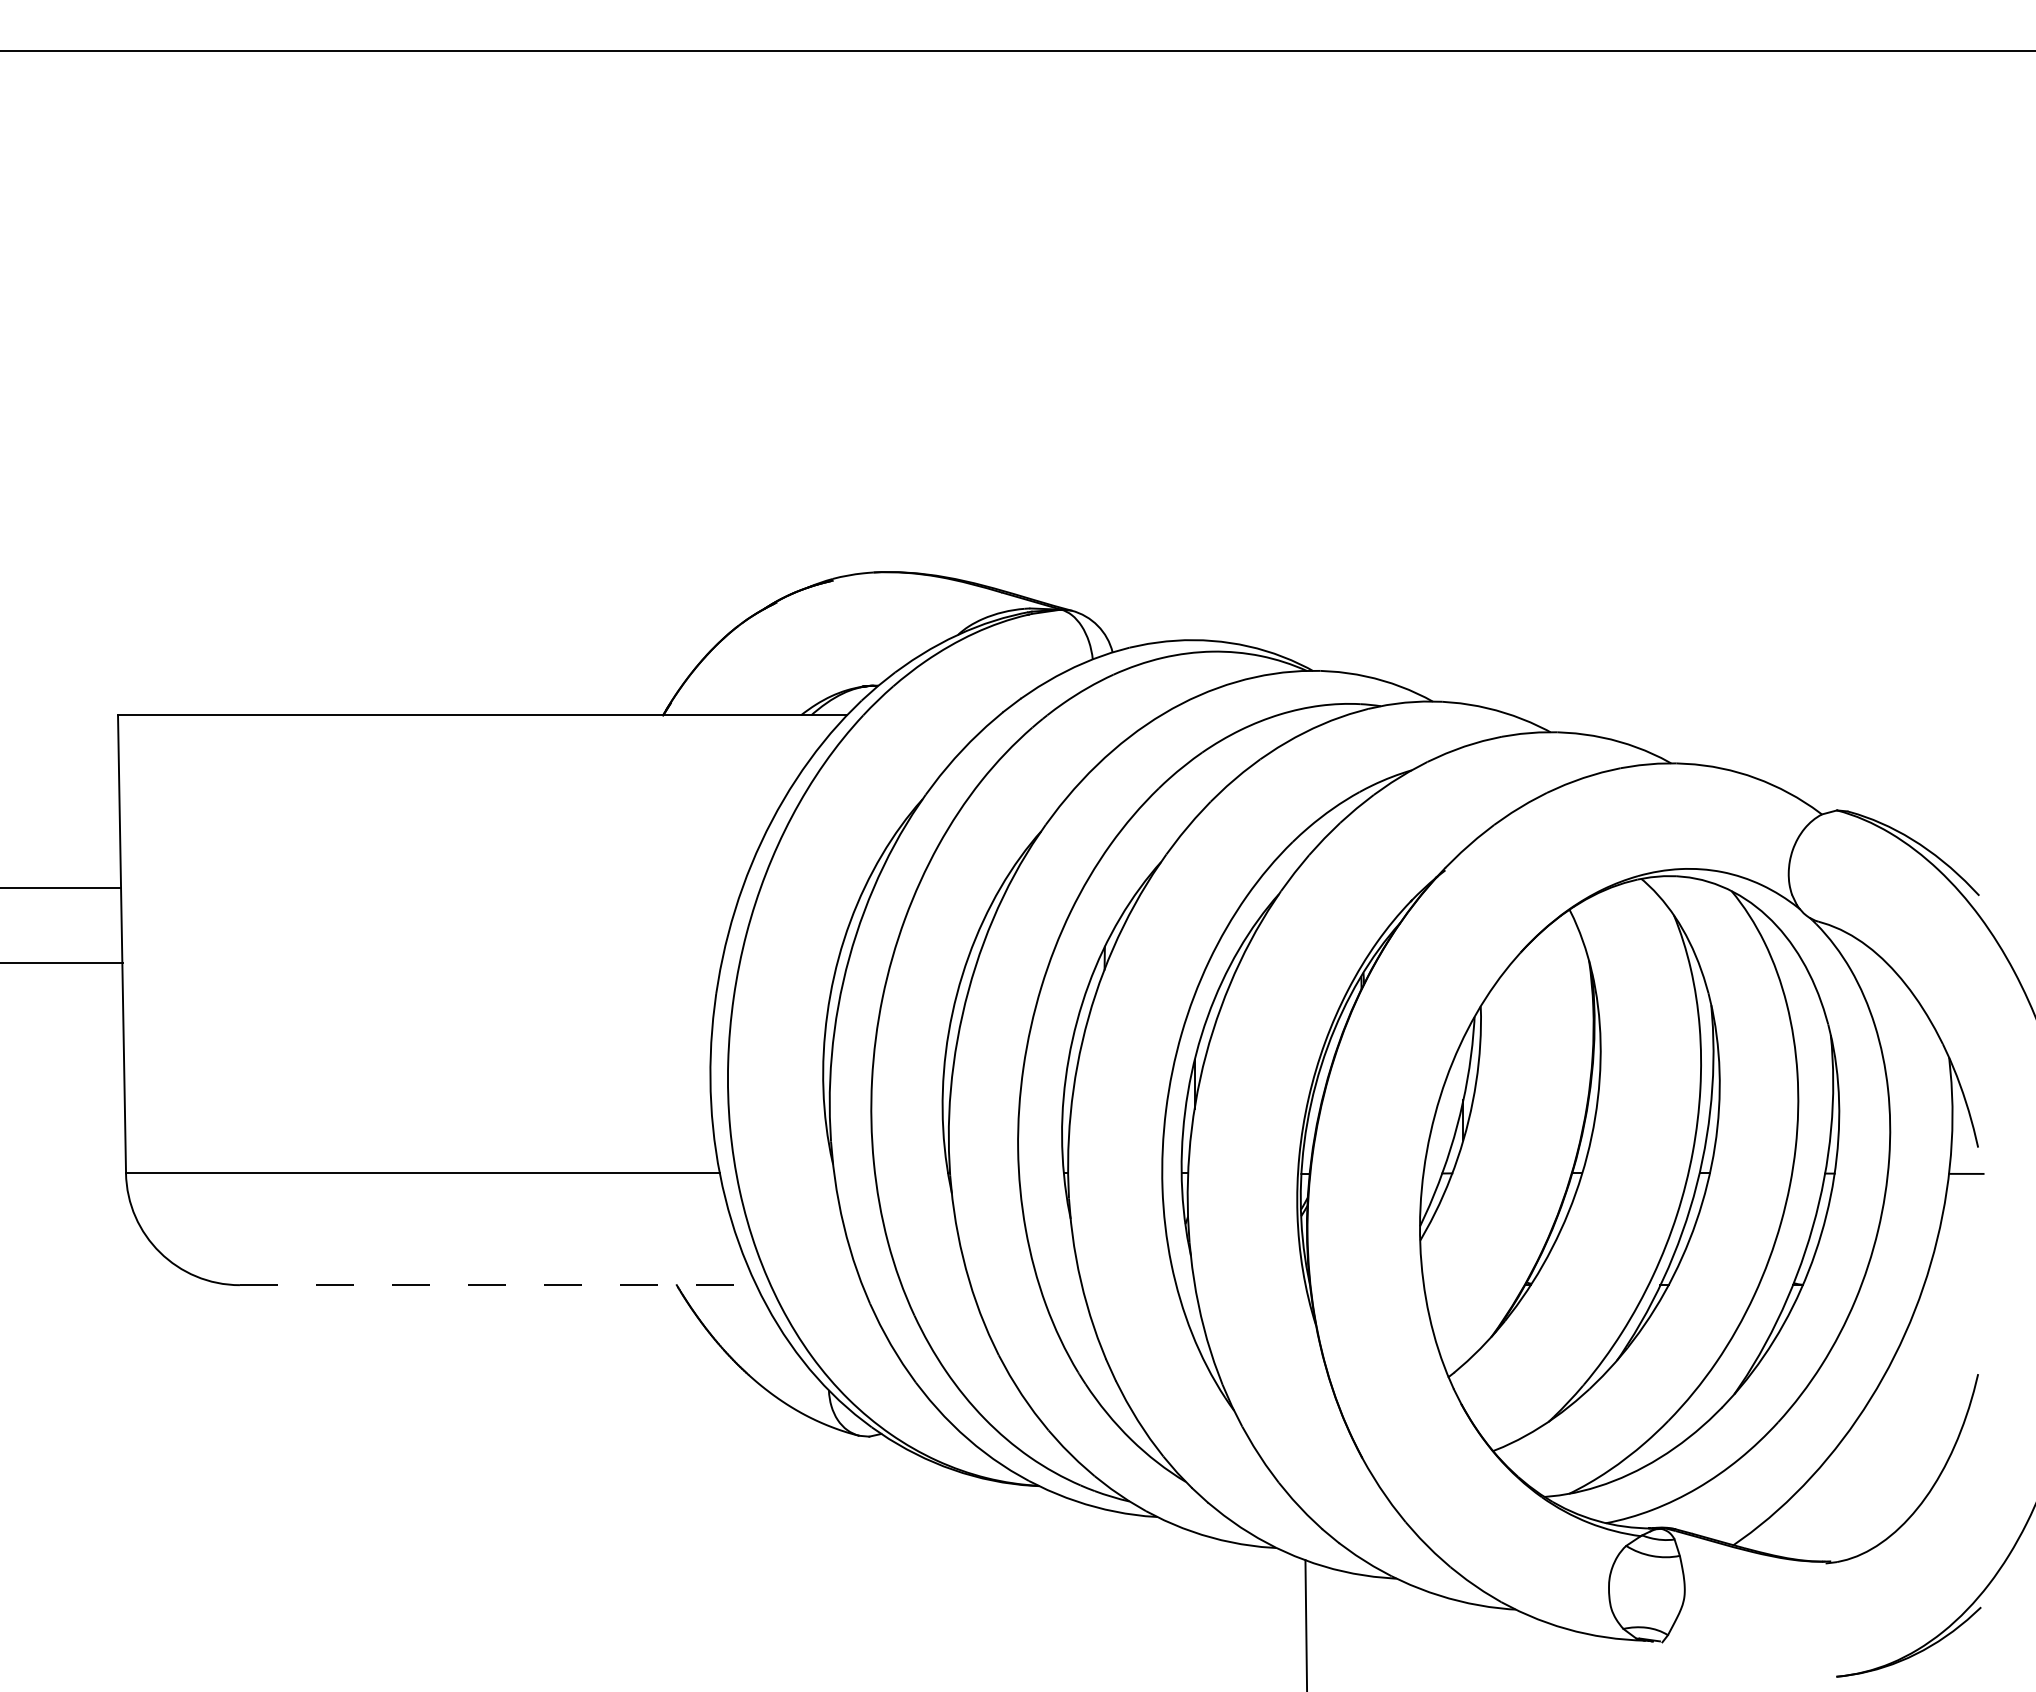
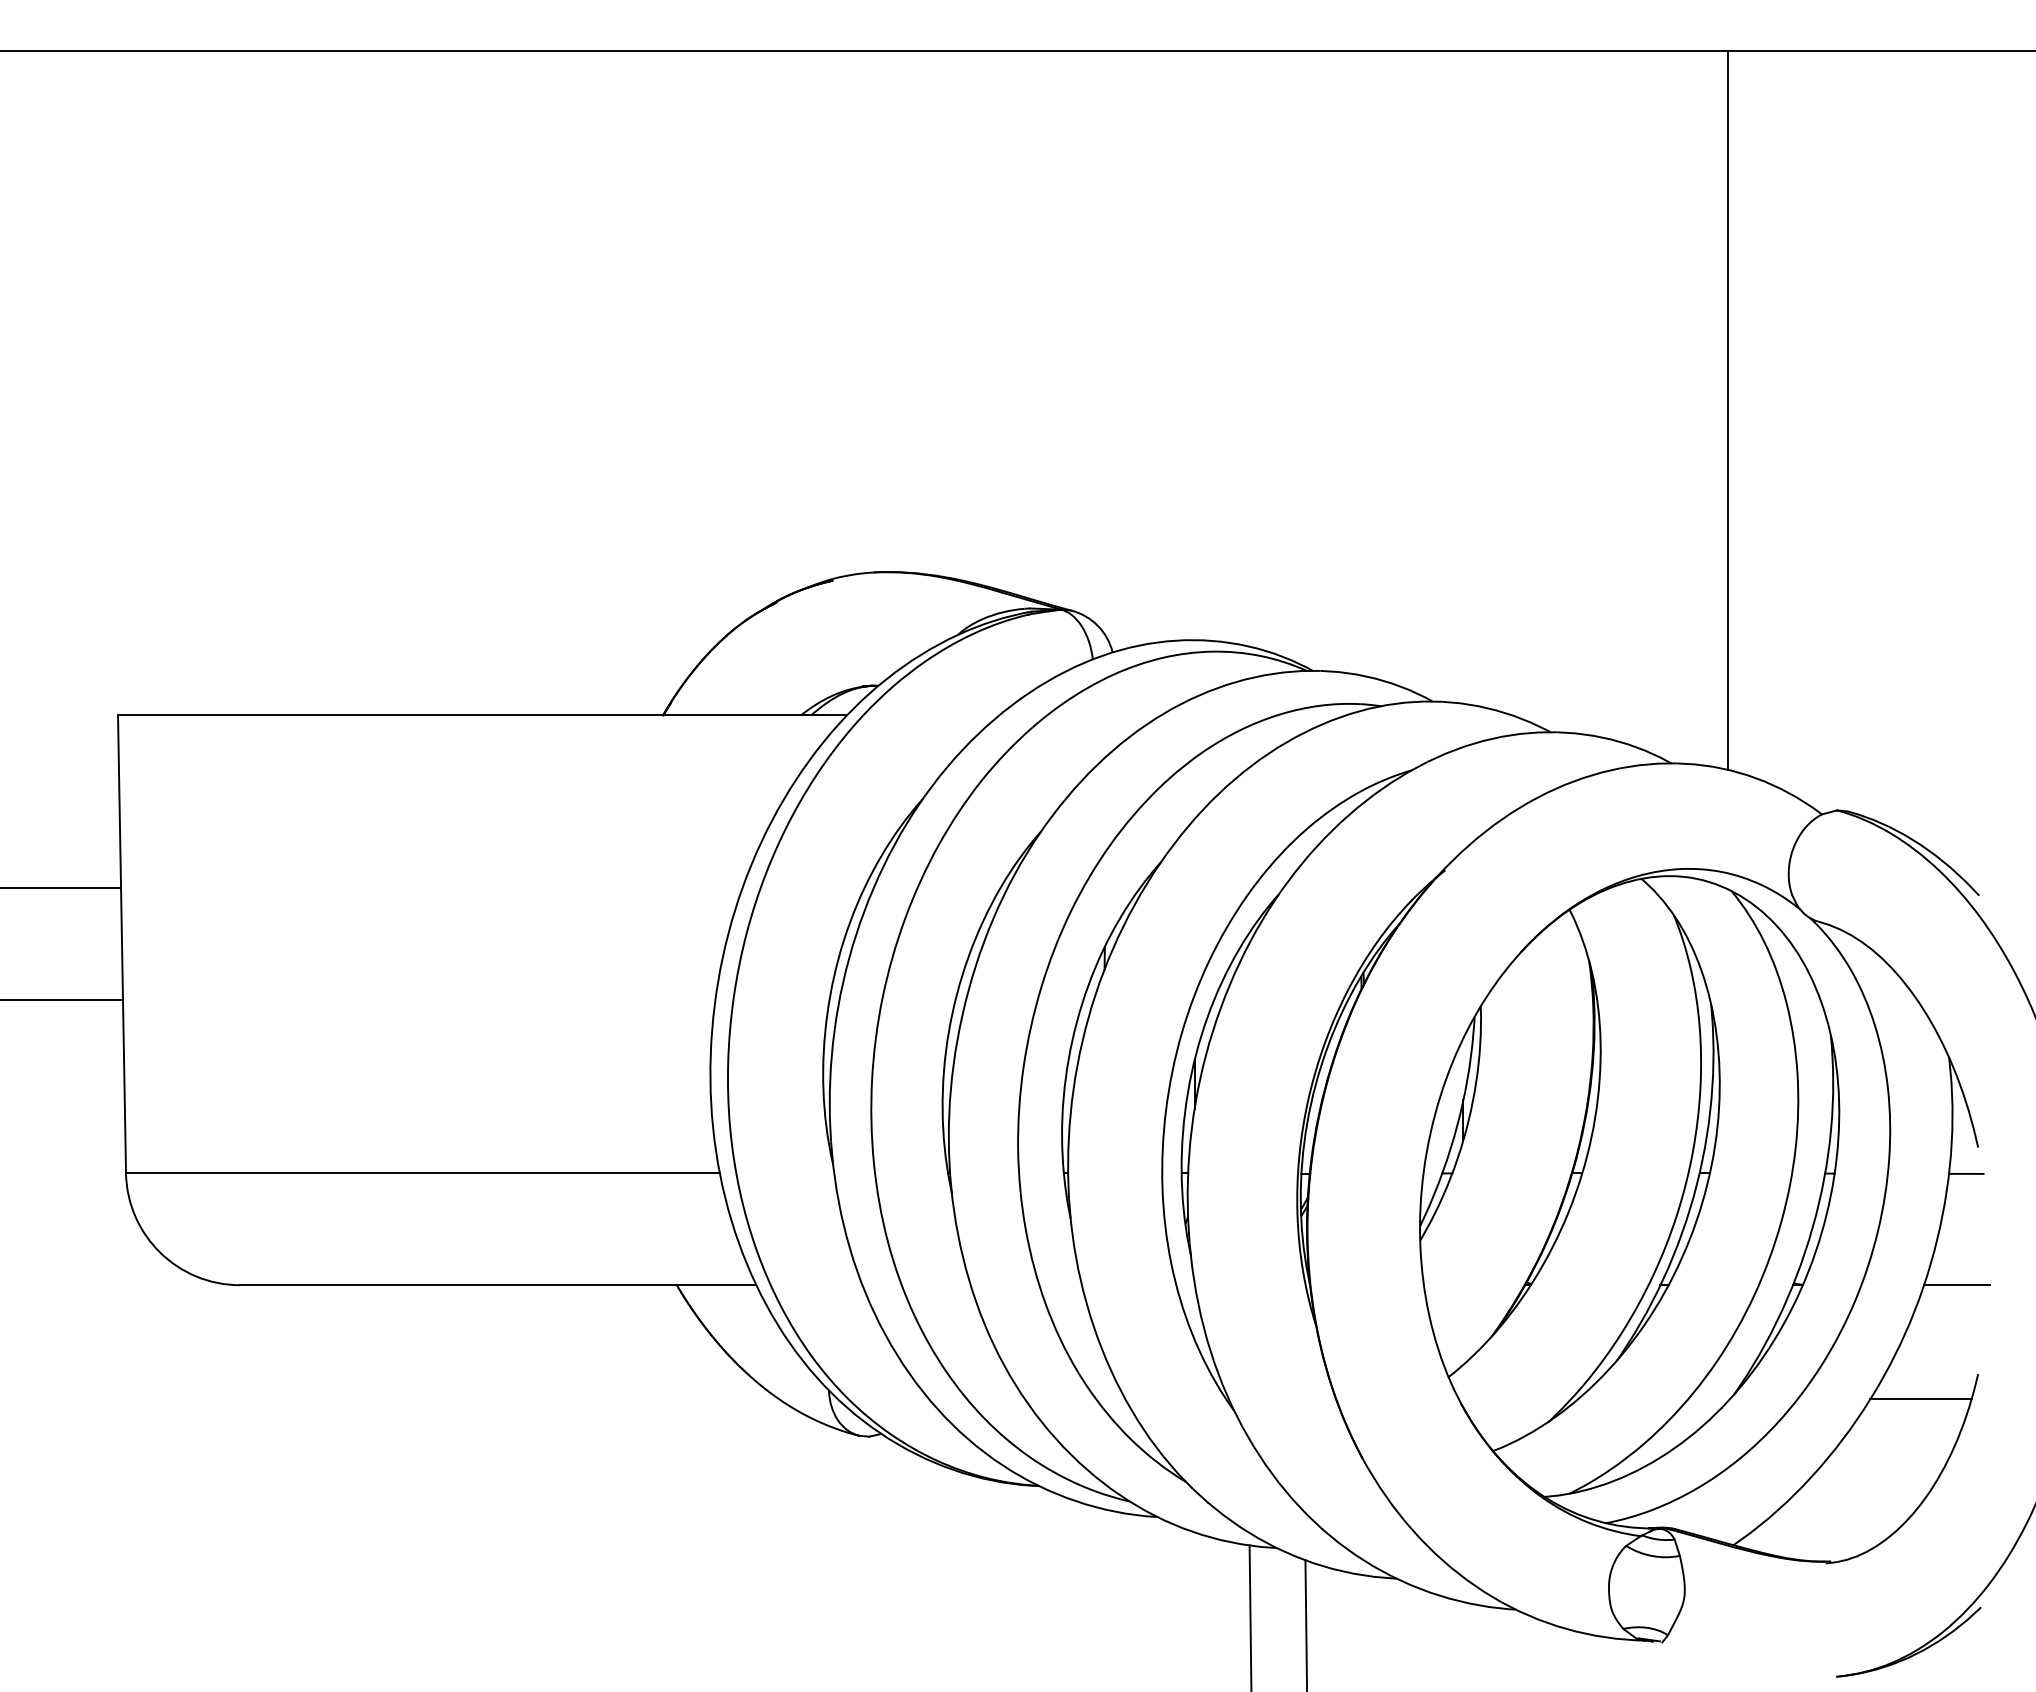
line: none -> present (1728, 409)
line position: (62, 963) -> (62, 1000) (62, 1000)
line: dashed -> solid (498, 1285)
line: none -> present (1956, 1285)
line: none -> present (1920, 1399)
line: none -> present (1250, 1616)
